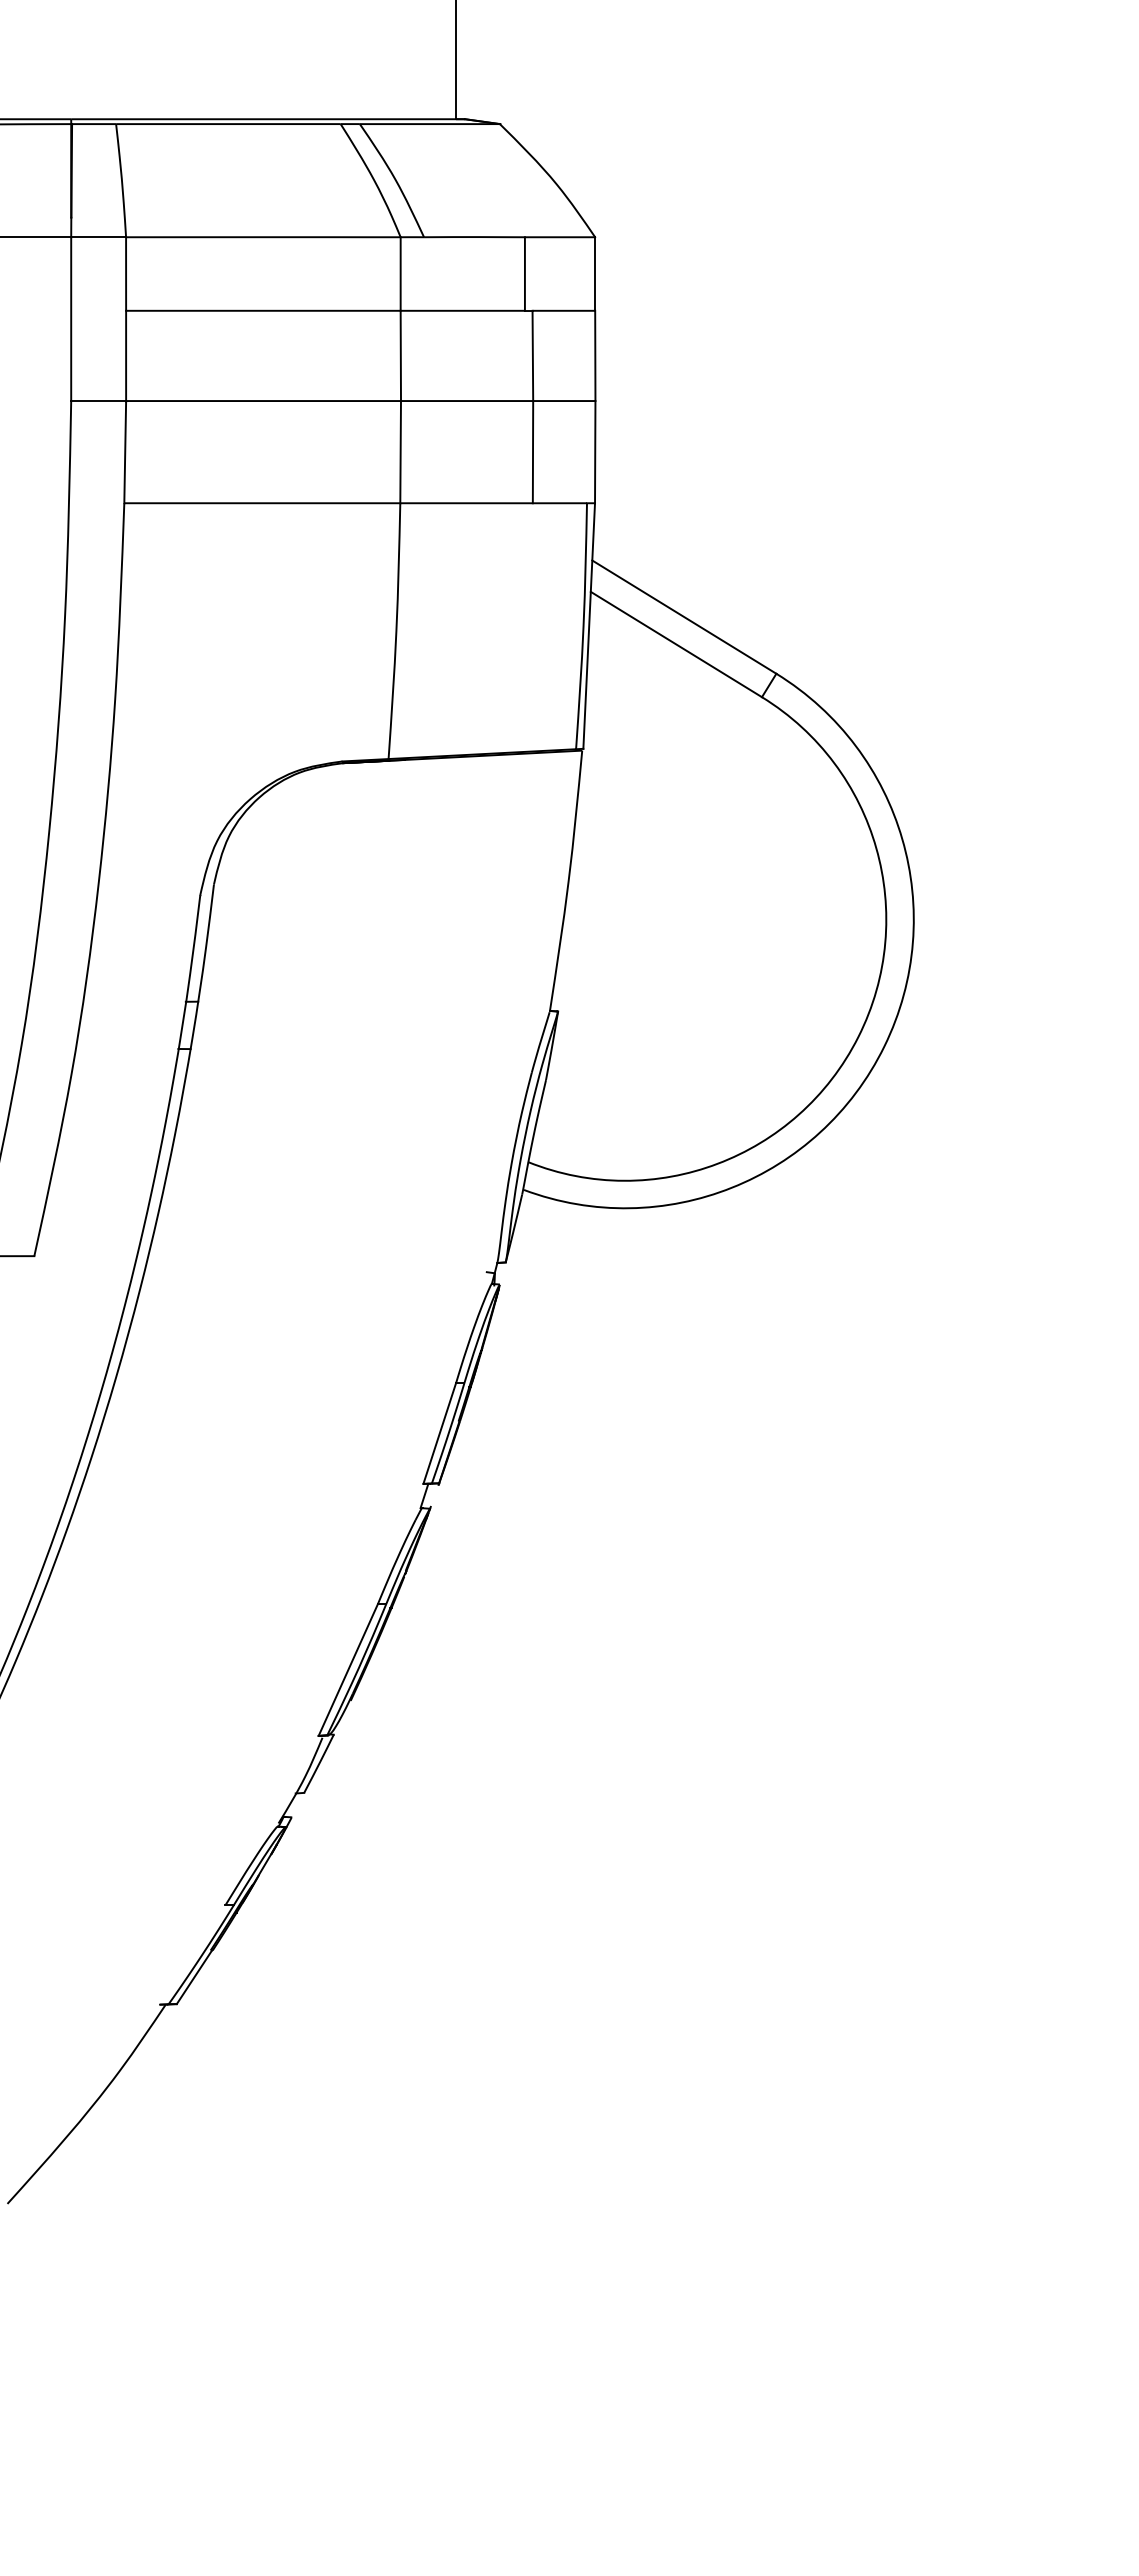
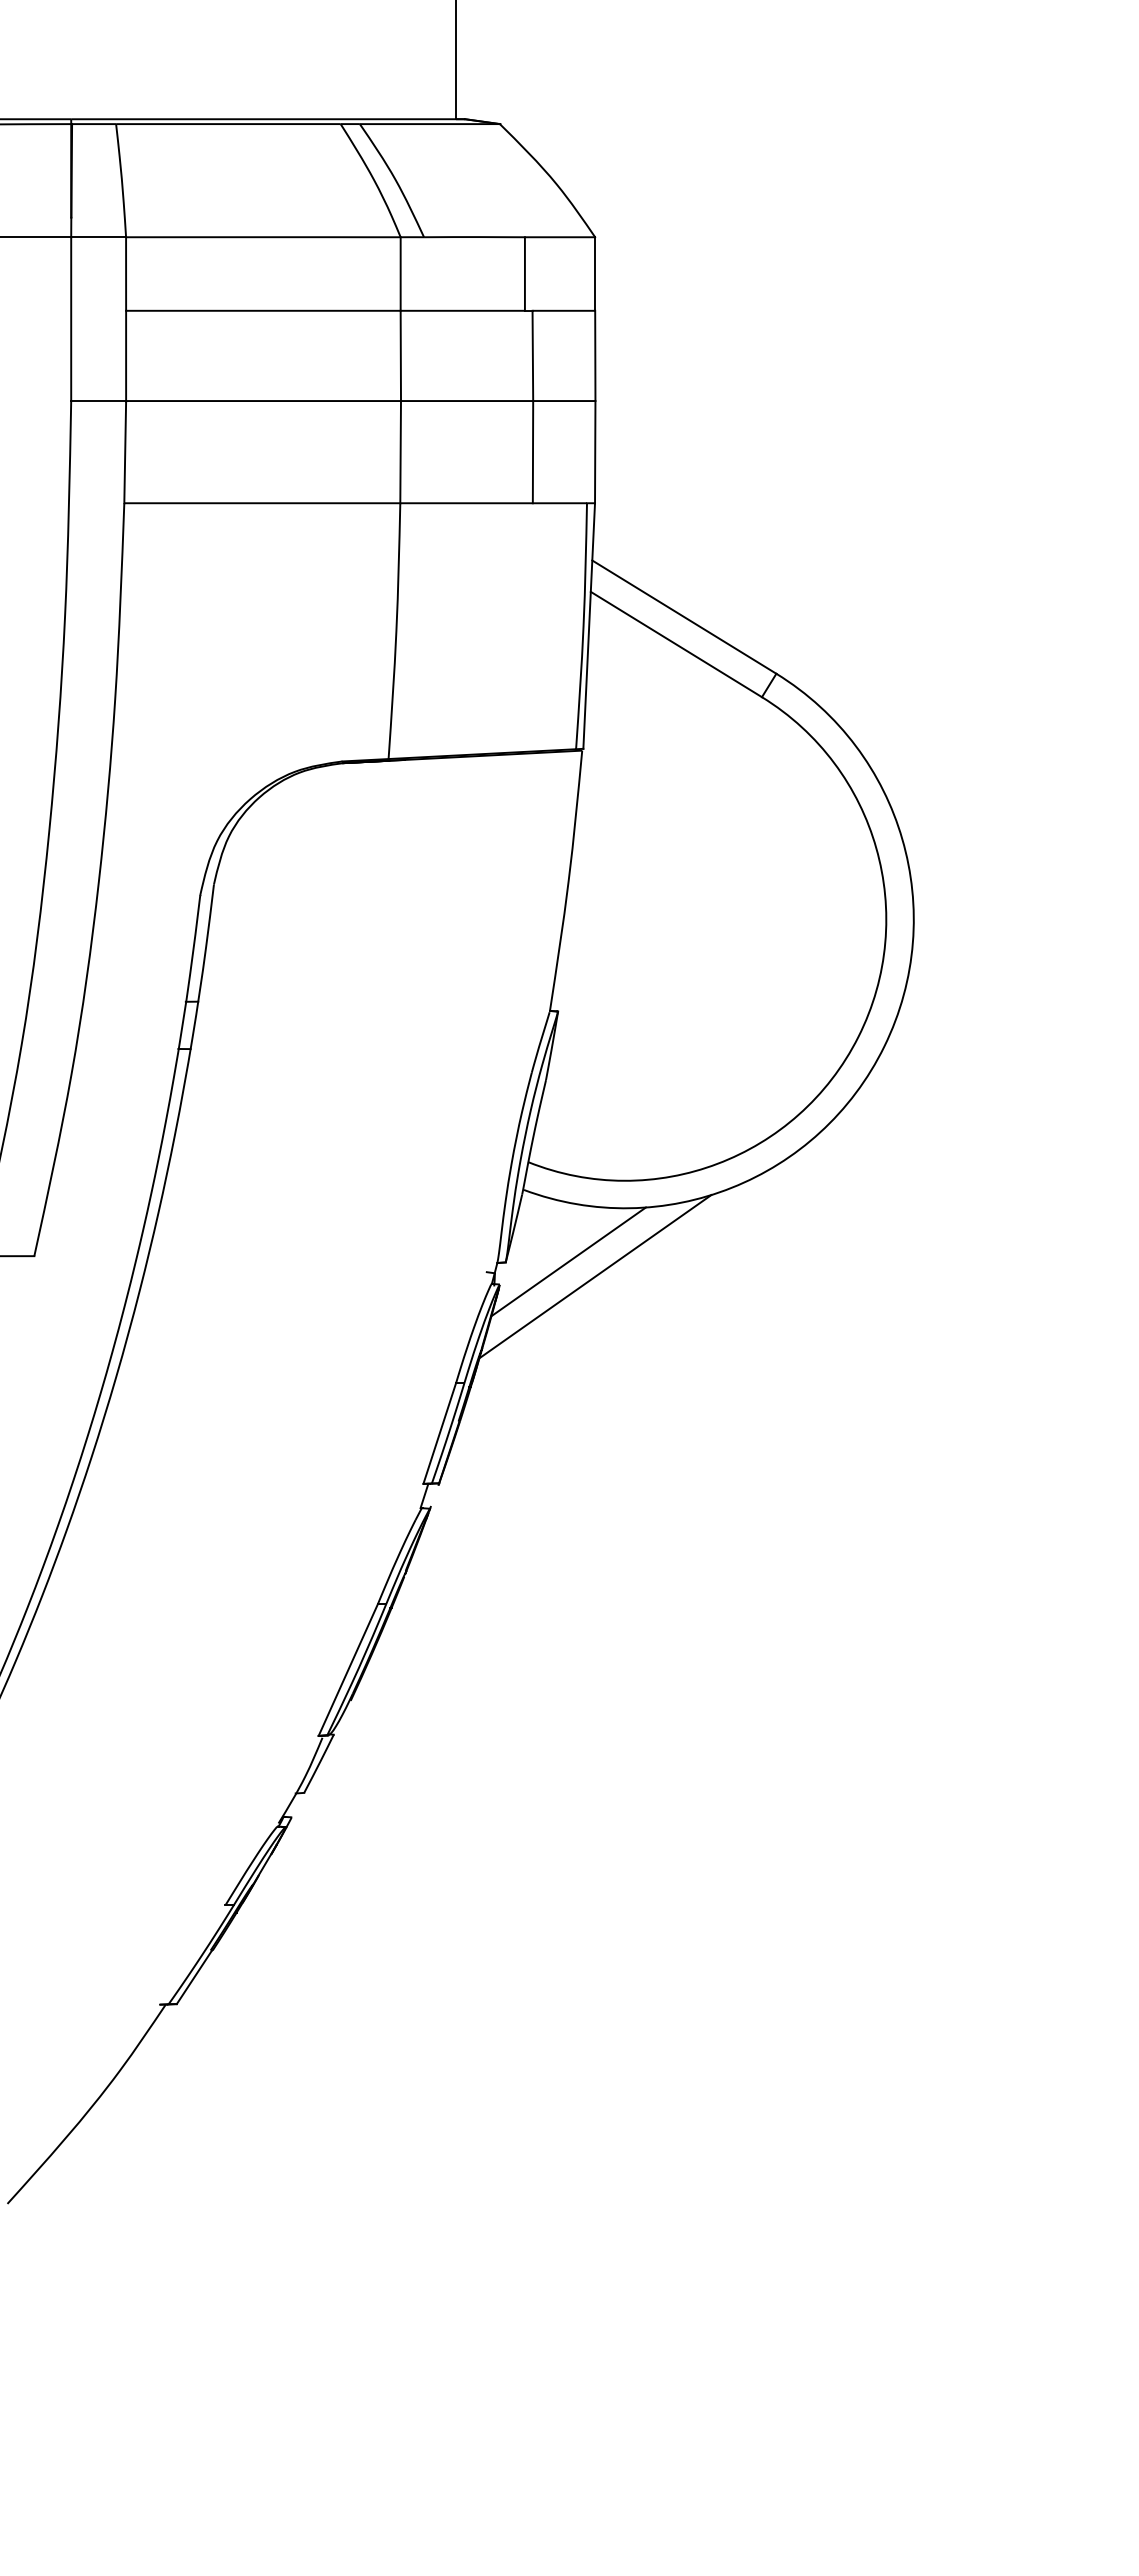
line: none -> present (568, 1261)
line: none -> present (595, 1276)
